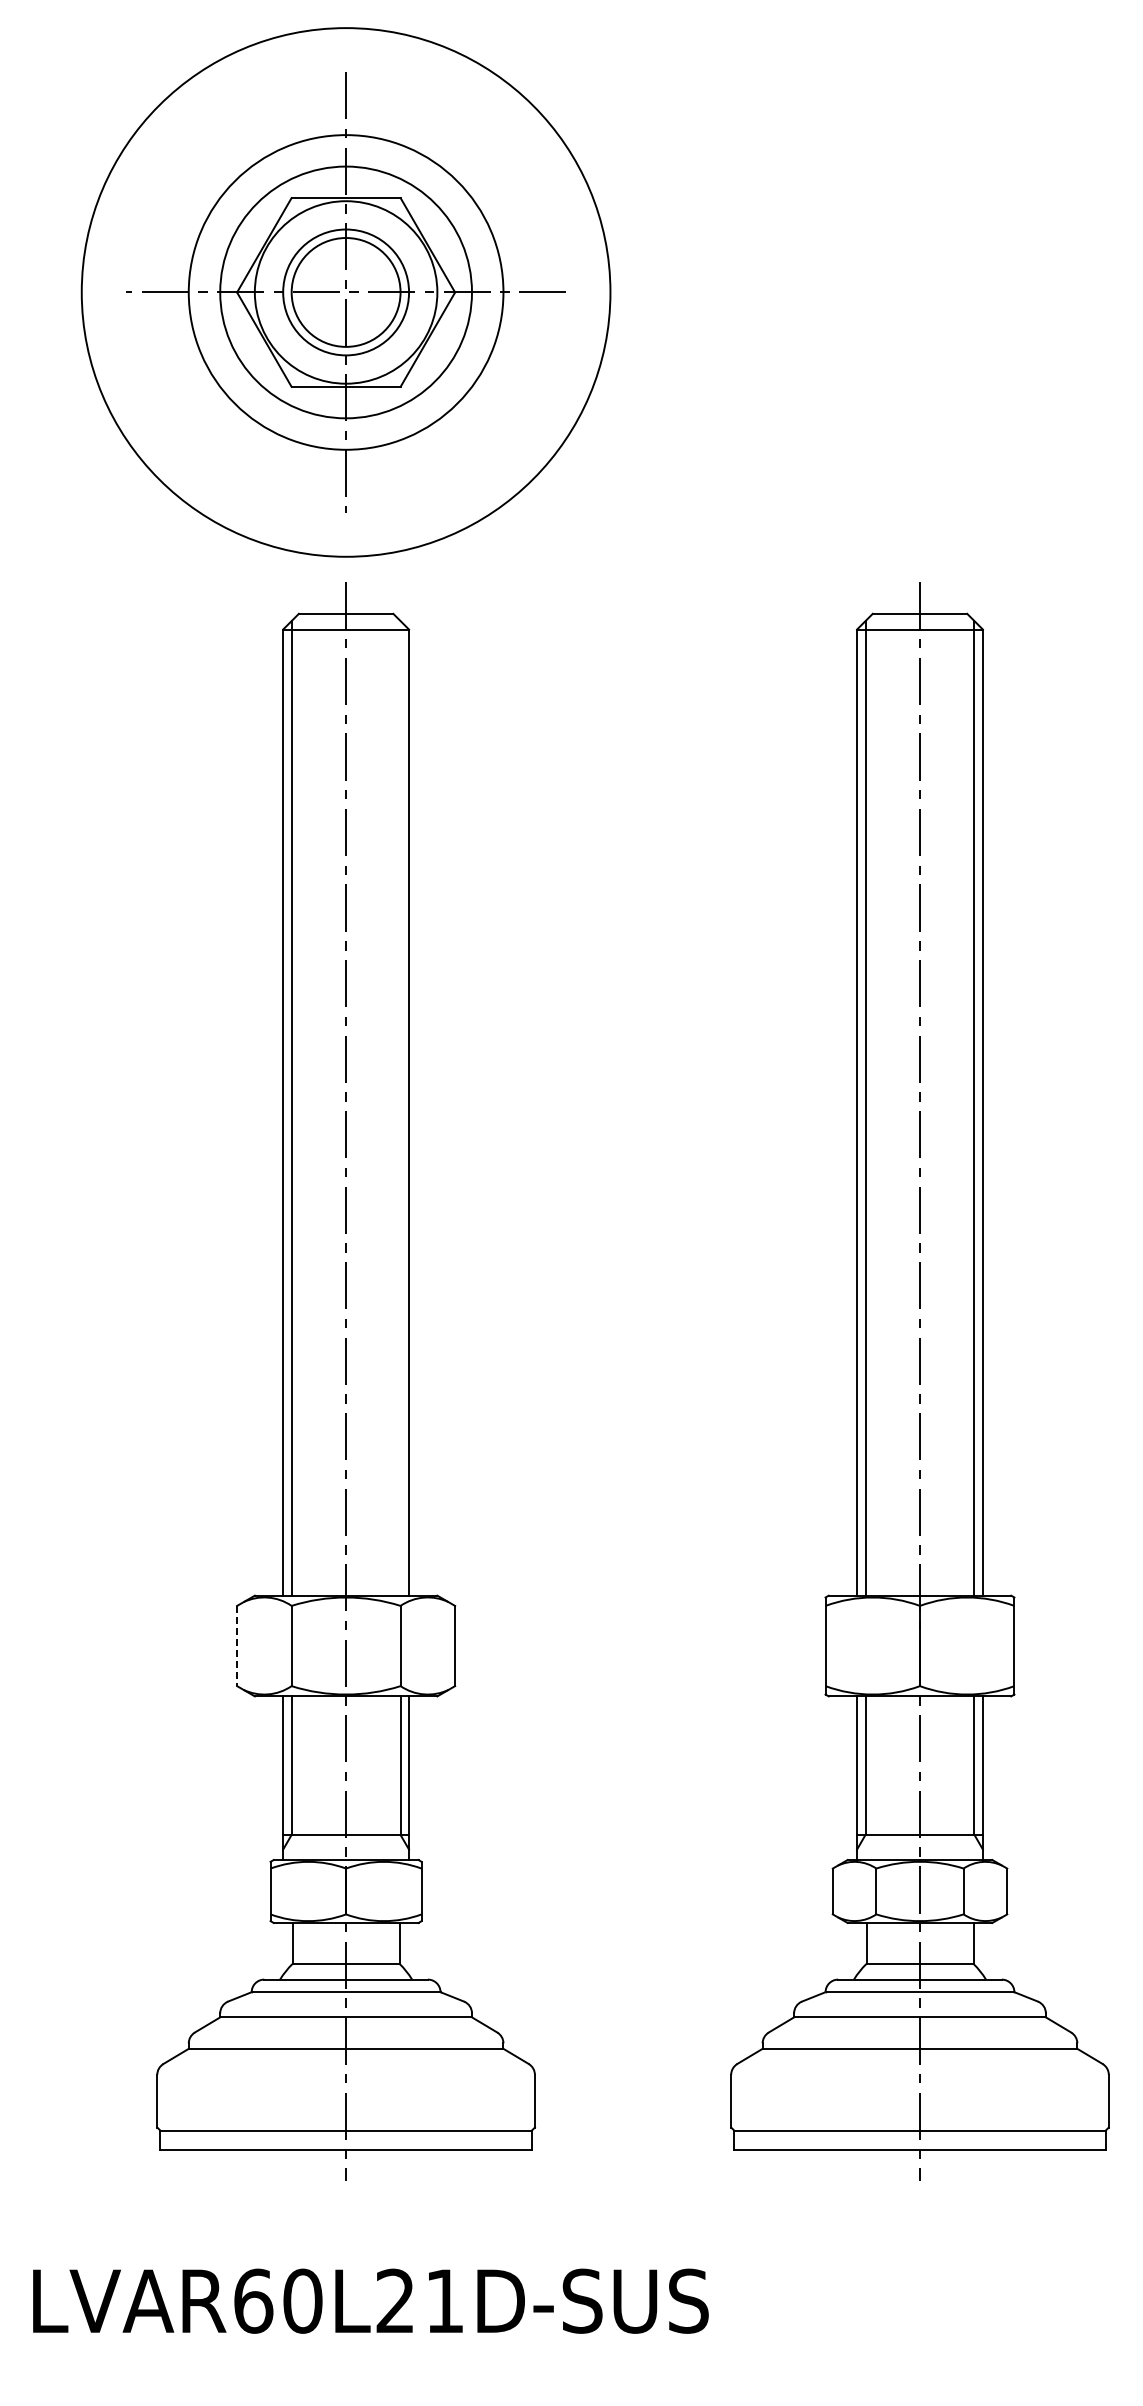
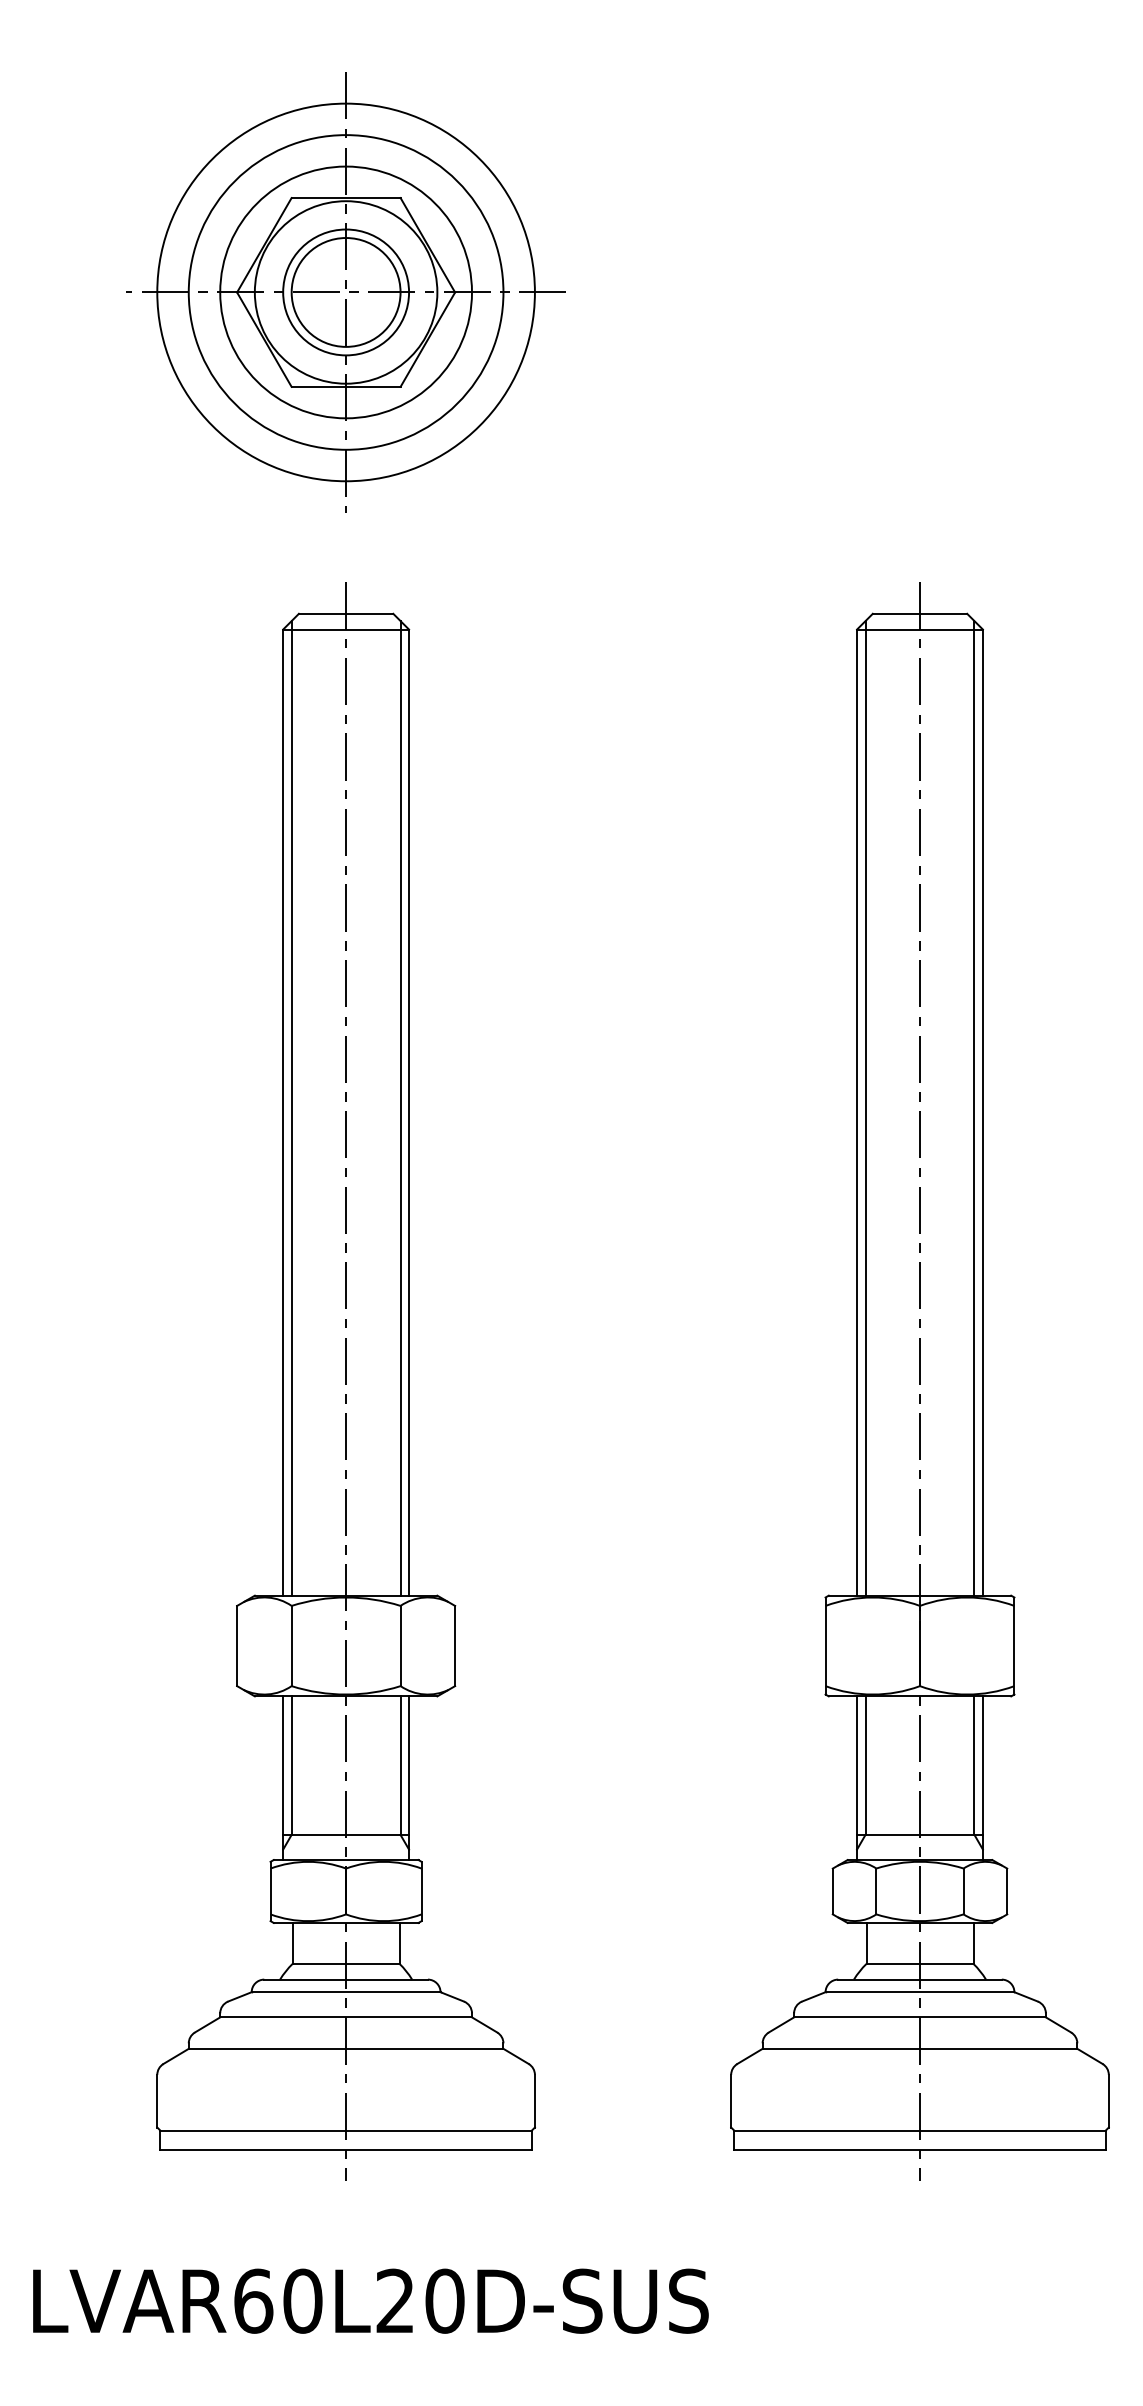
circle diameter: 529 px -> 378 px (345, 292)
line: none -> present (400, 1108)
line: dashed -> solid (237, 1646)
text: LVAR60L21D-SUS -> LVAR60L20D-SUS (444, 2300)
